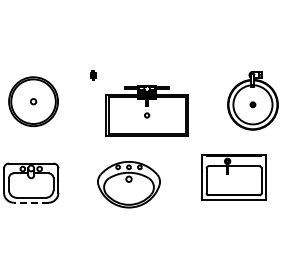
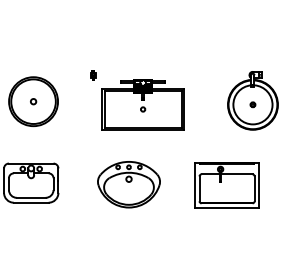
part position: (146, 110) -> (142, 104) (142, 104)
part position: (233, 177) -> (226, 185) (226, 185)
line: dashed -> solid (30, 202)
